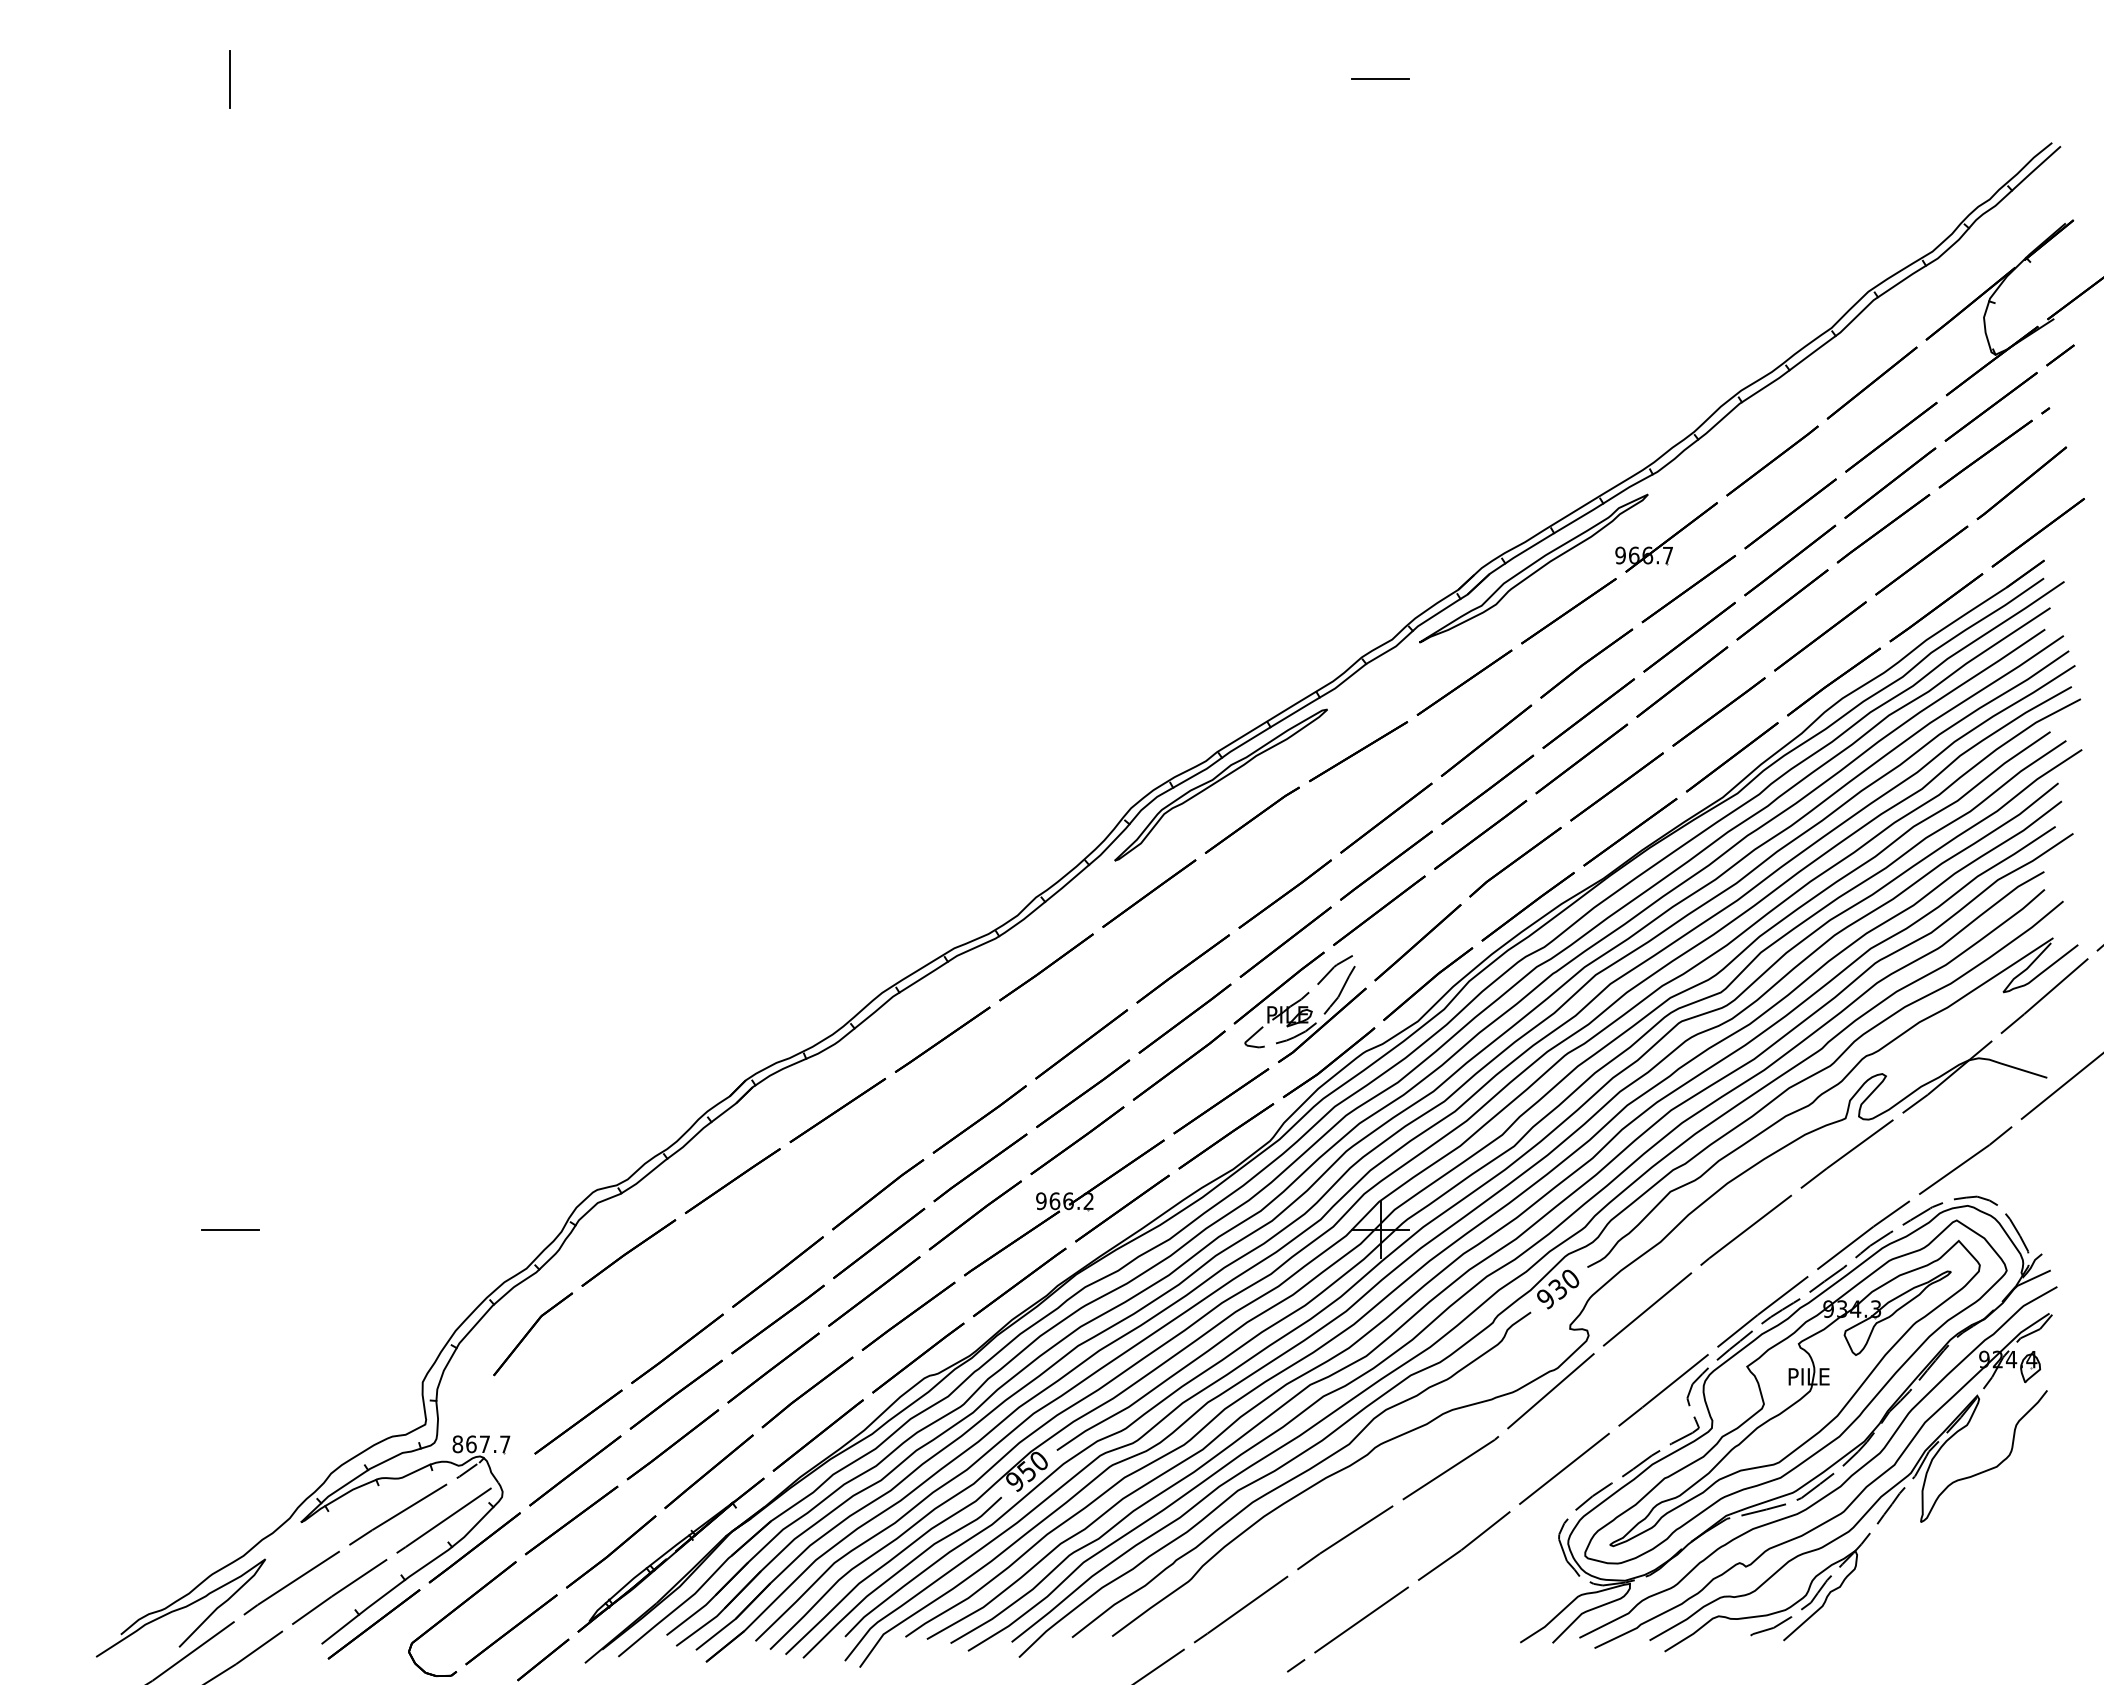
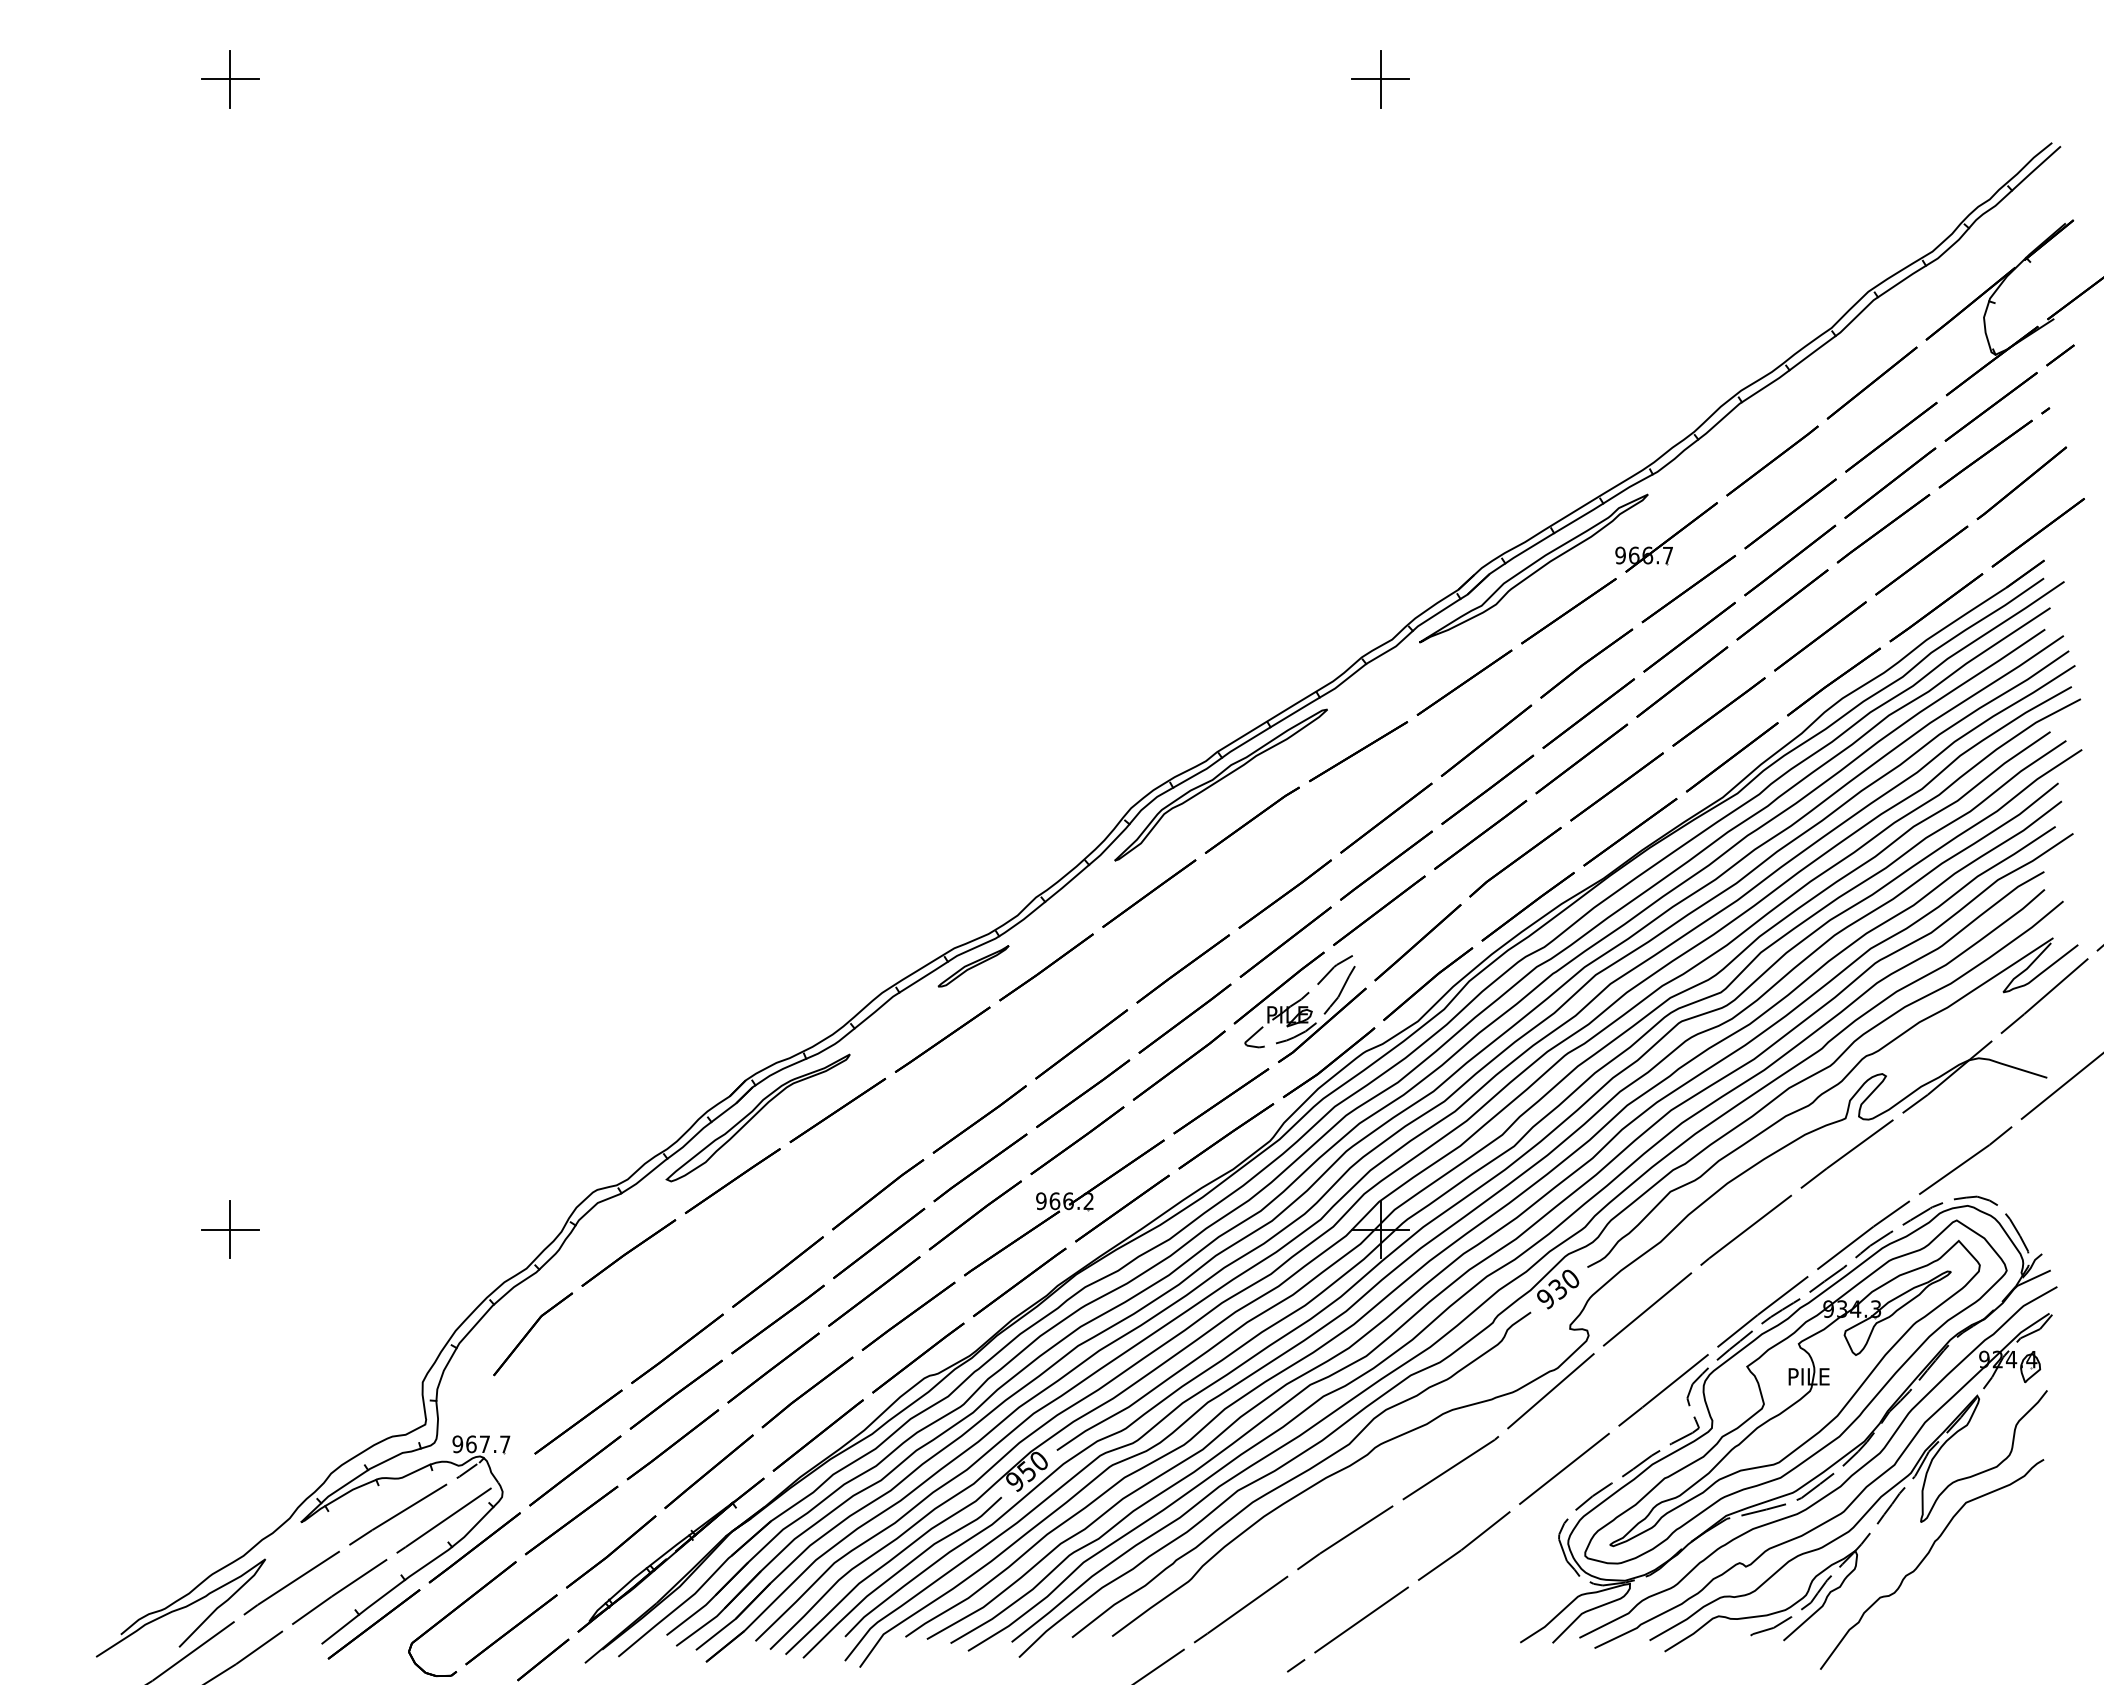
line: none -> present (230, 79)
line: none -> present (1380, 79)
part: none -> present (973, 966)
part: none -> present (757, 1117)
line: none -> present (230, 1229)
text: 867.7 -> 967.7 (457, 1444)
curve: none -> present (1926, 1557)
